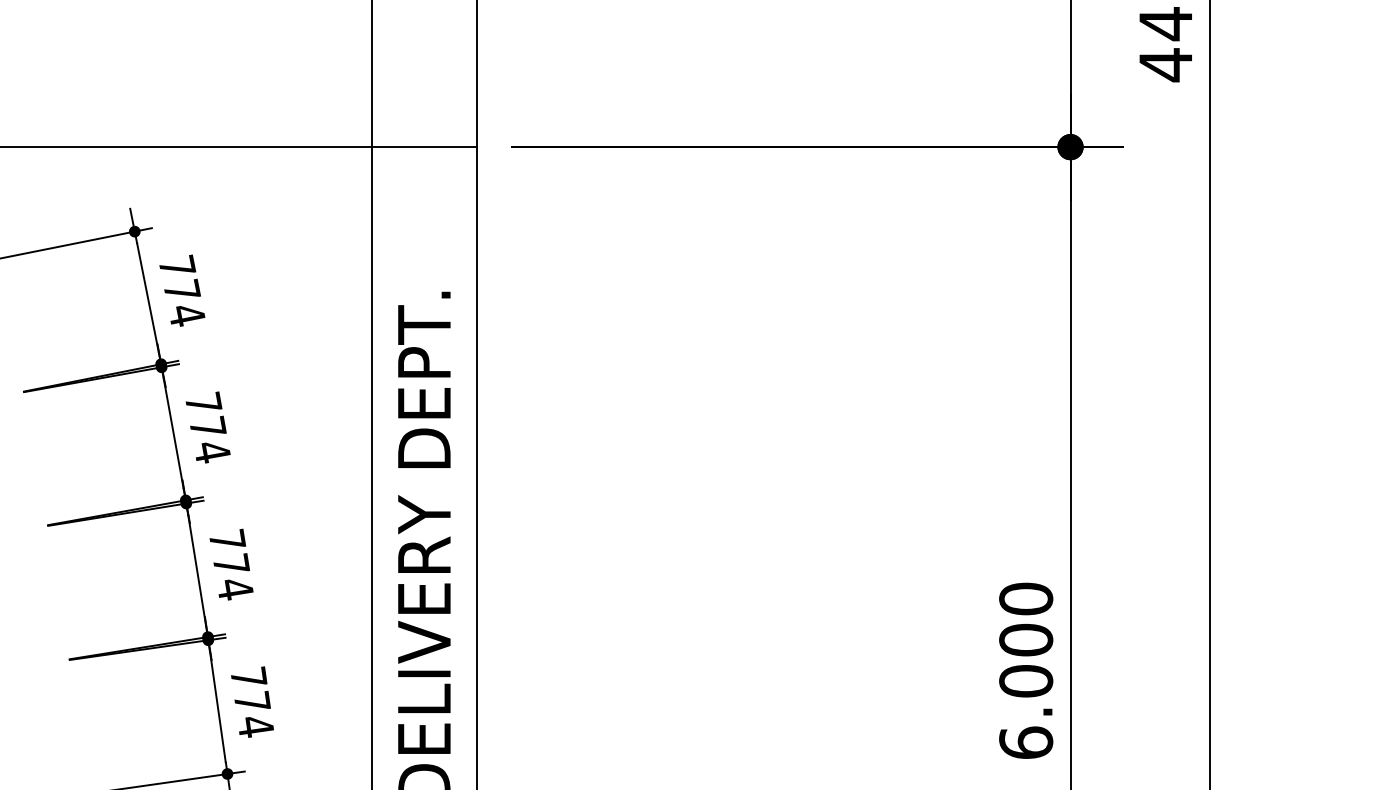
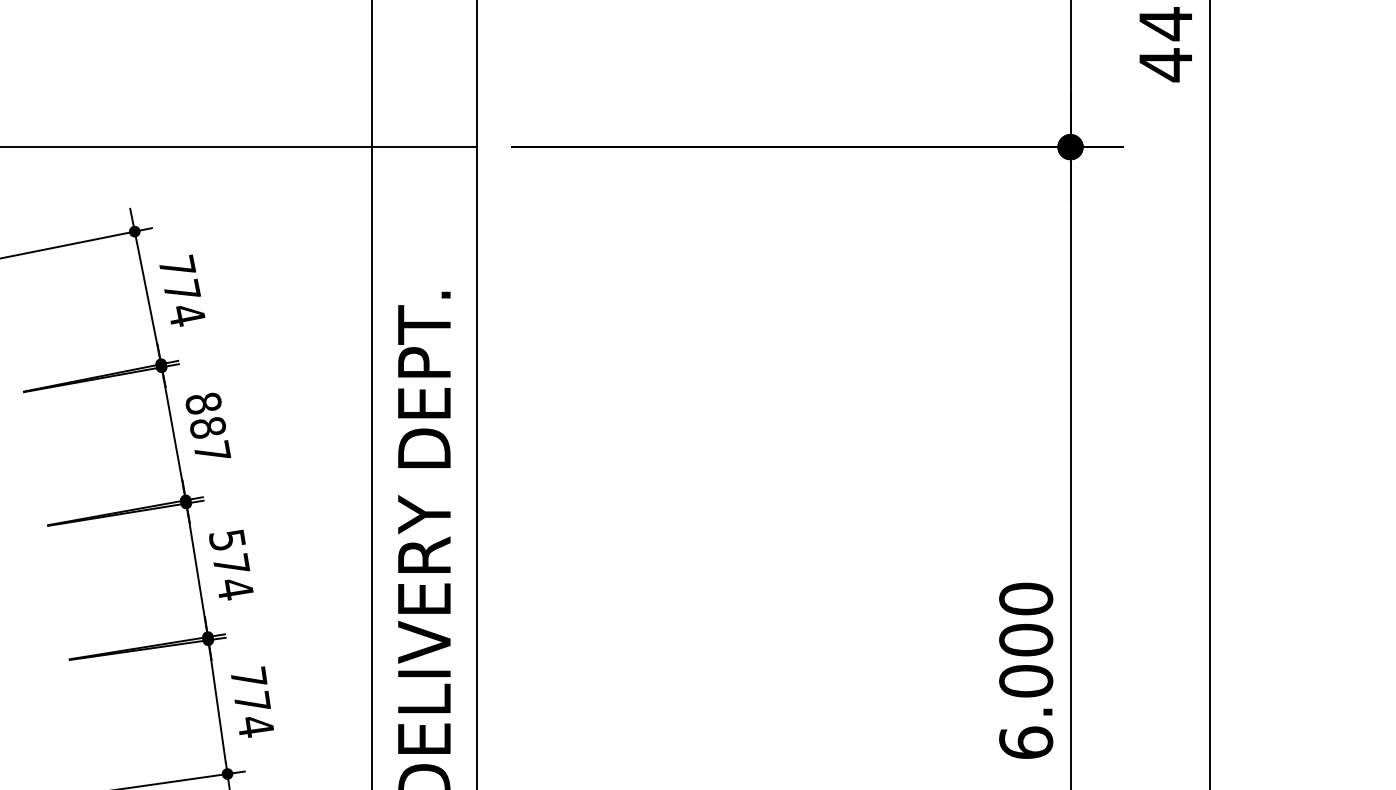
text: 774 -> 887 (208, 427)
text: 774 -> 574 (227, 539)
